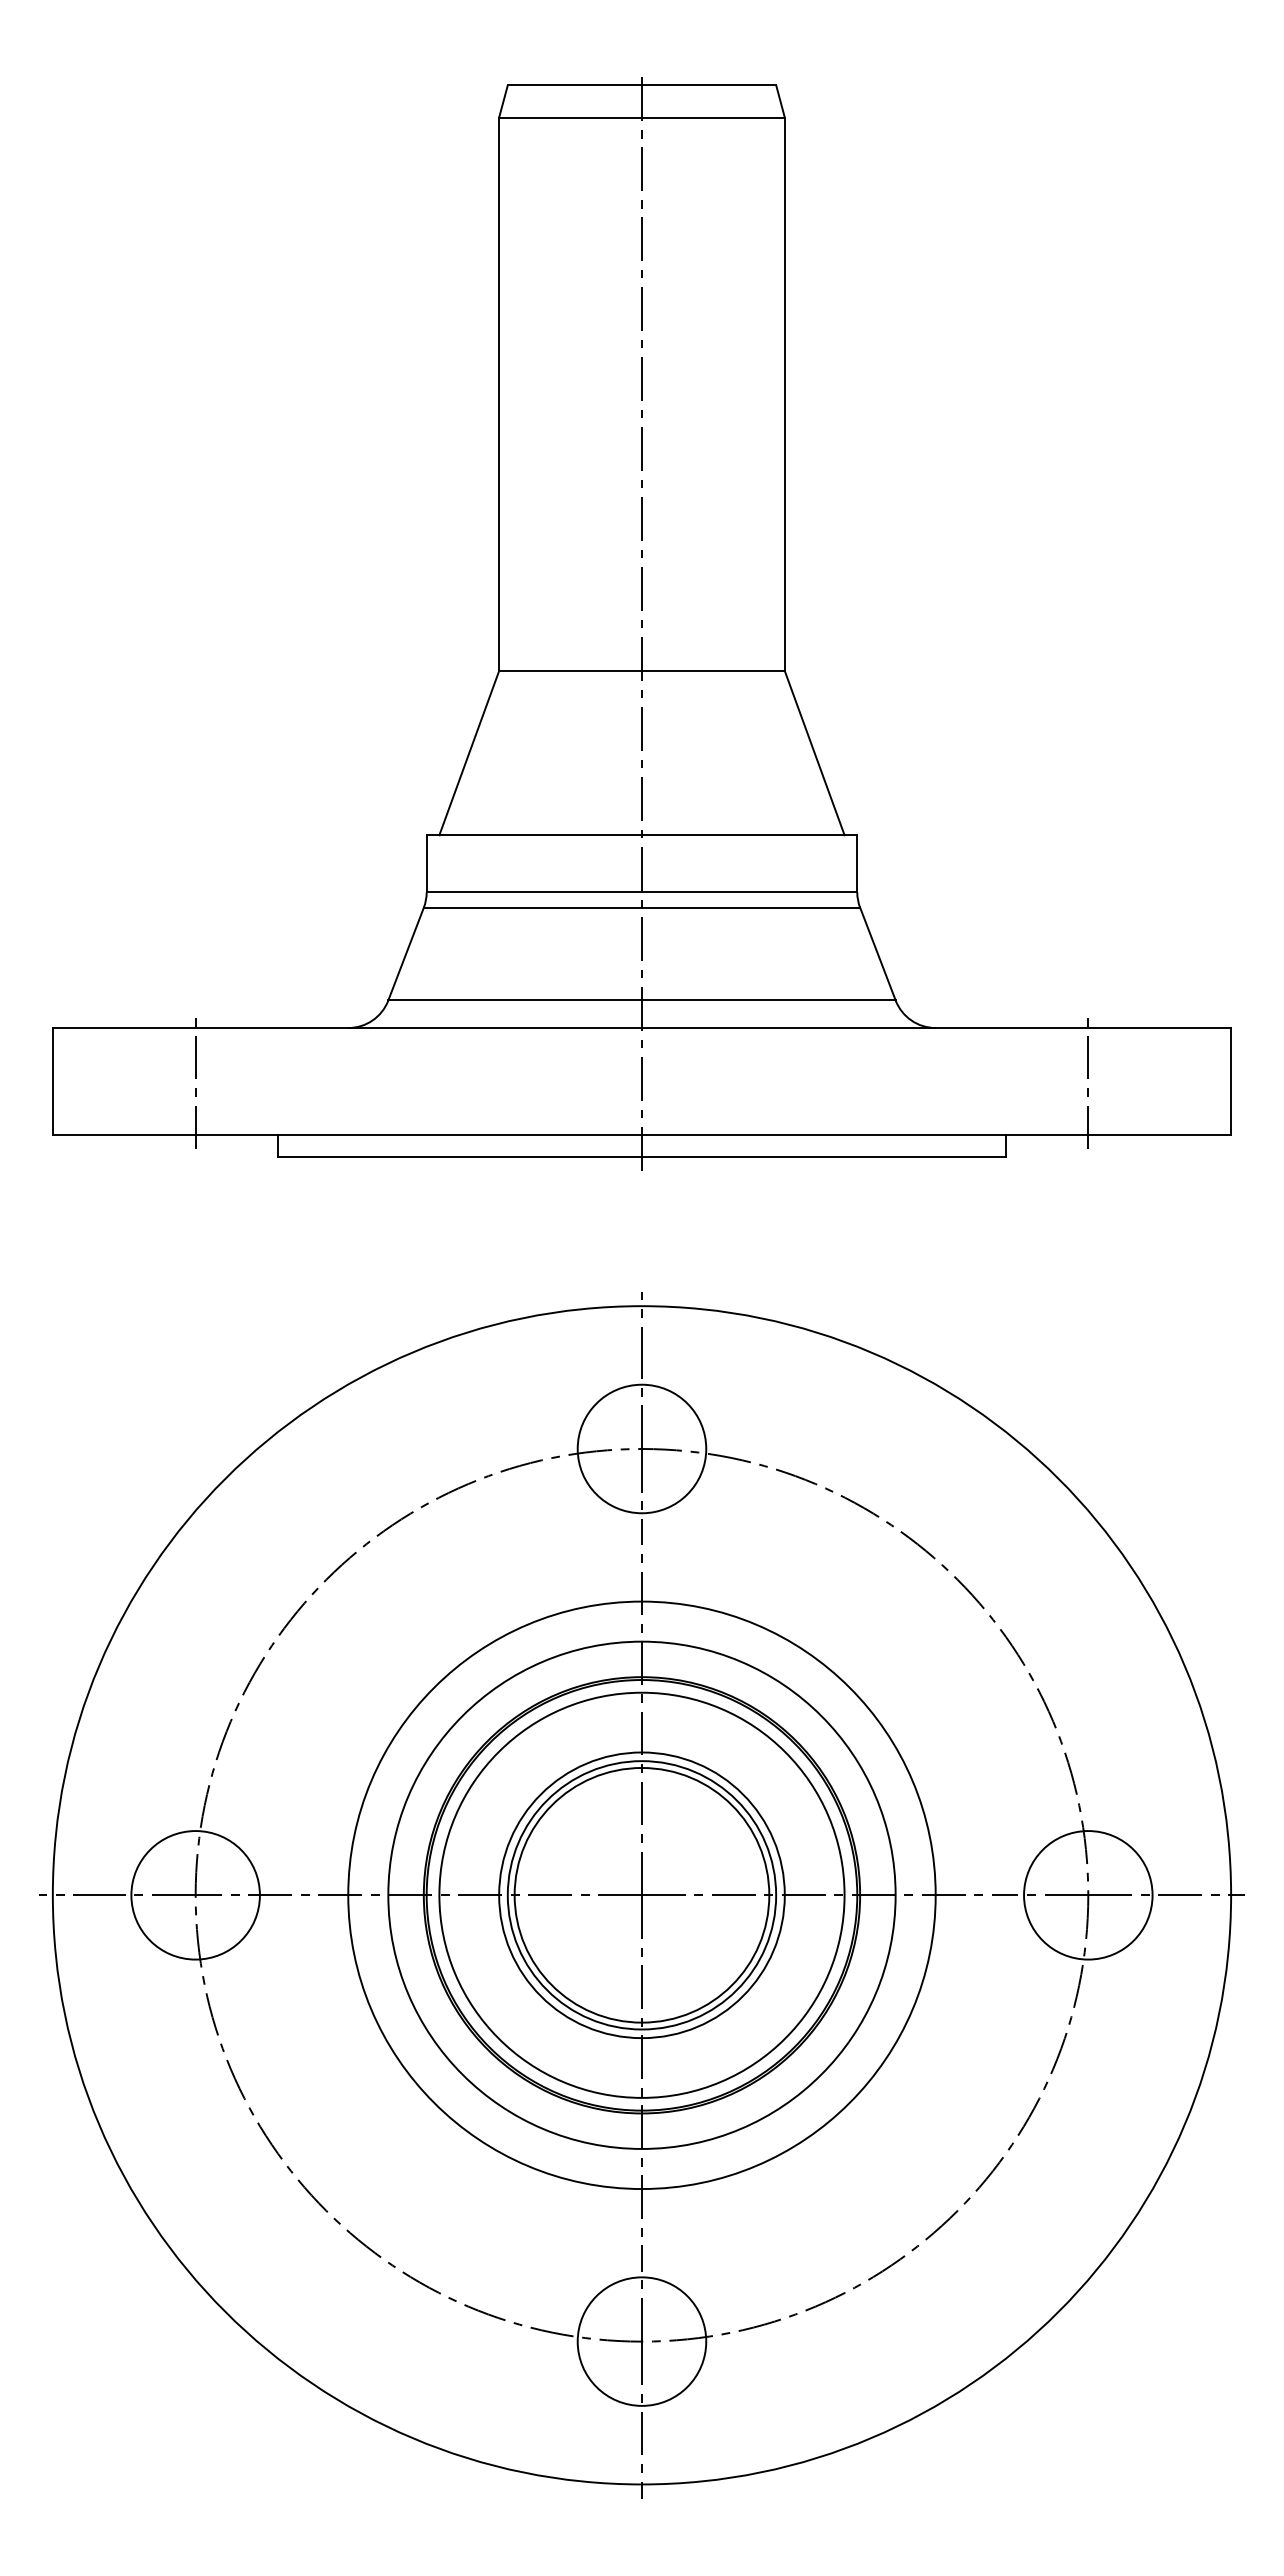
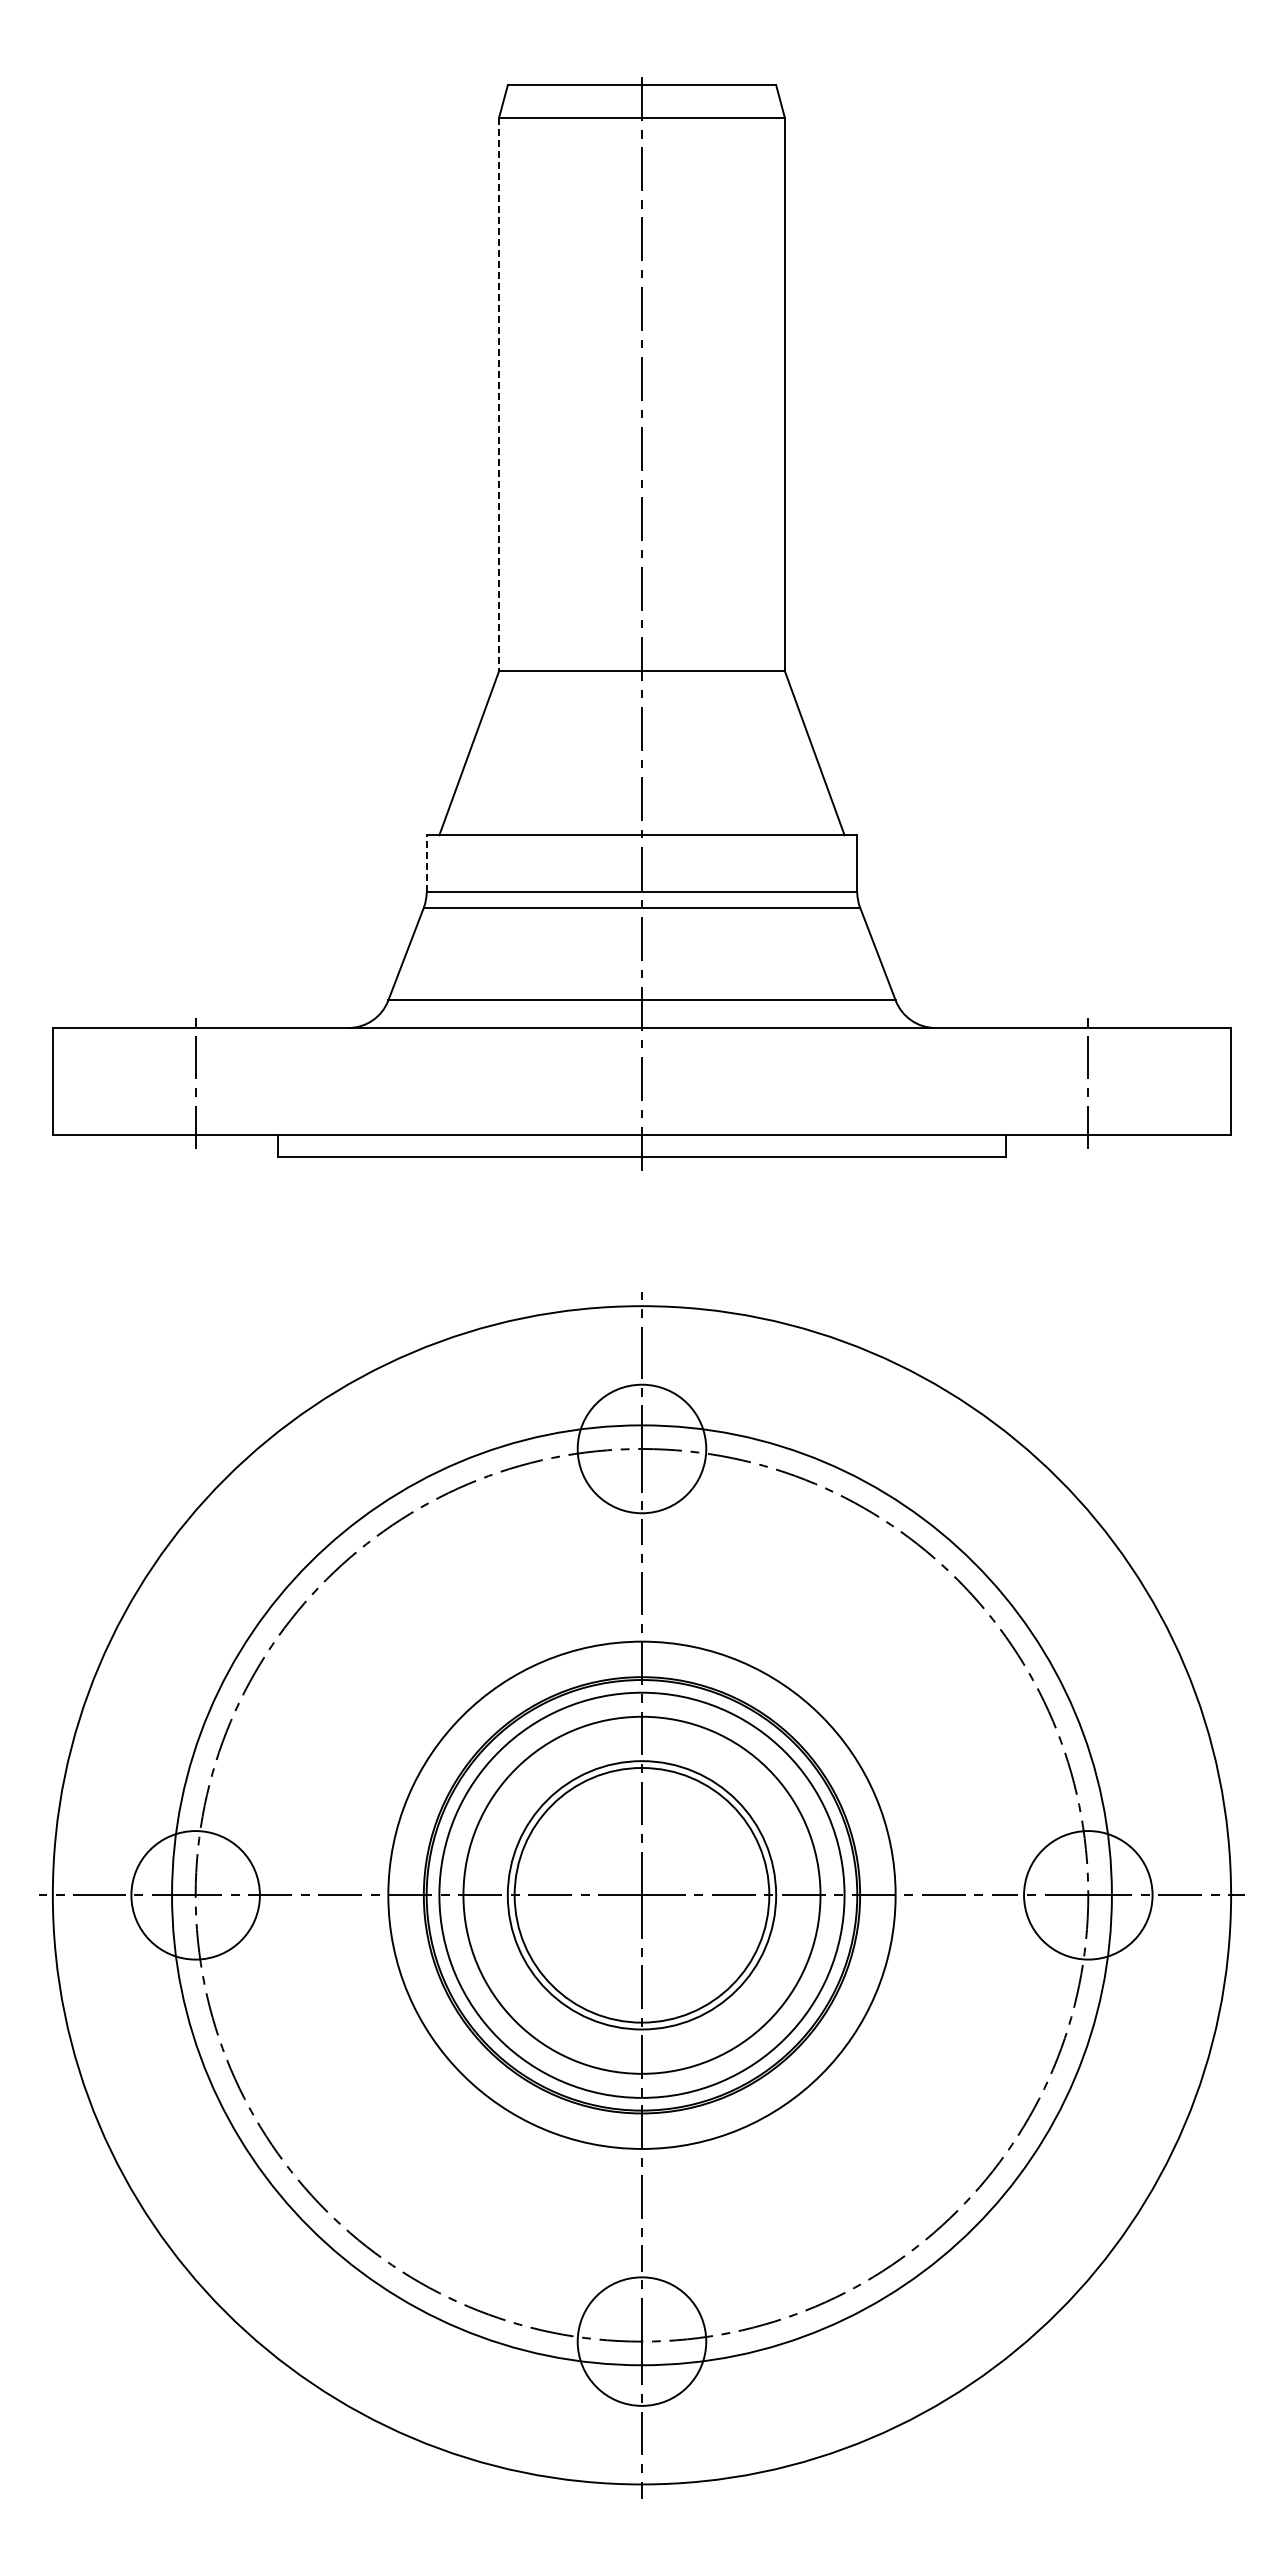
line: solid -> dashed (499, 394)
line: solid -> dashed (426, 863)
circle diameter: 286 px -> 357 px (641, 1894)
circle diameter: 587 px -> 940 px (641, 1895)
